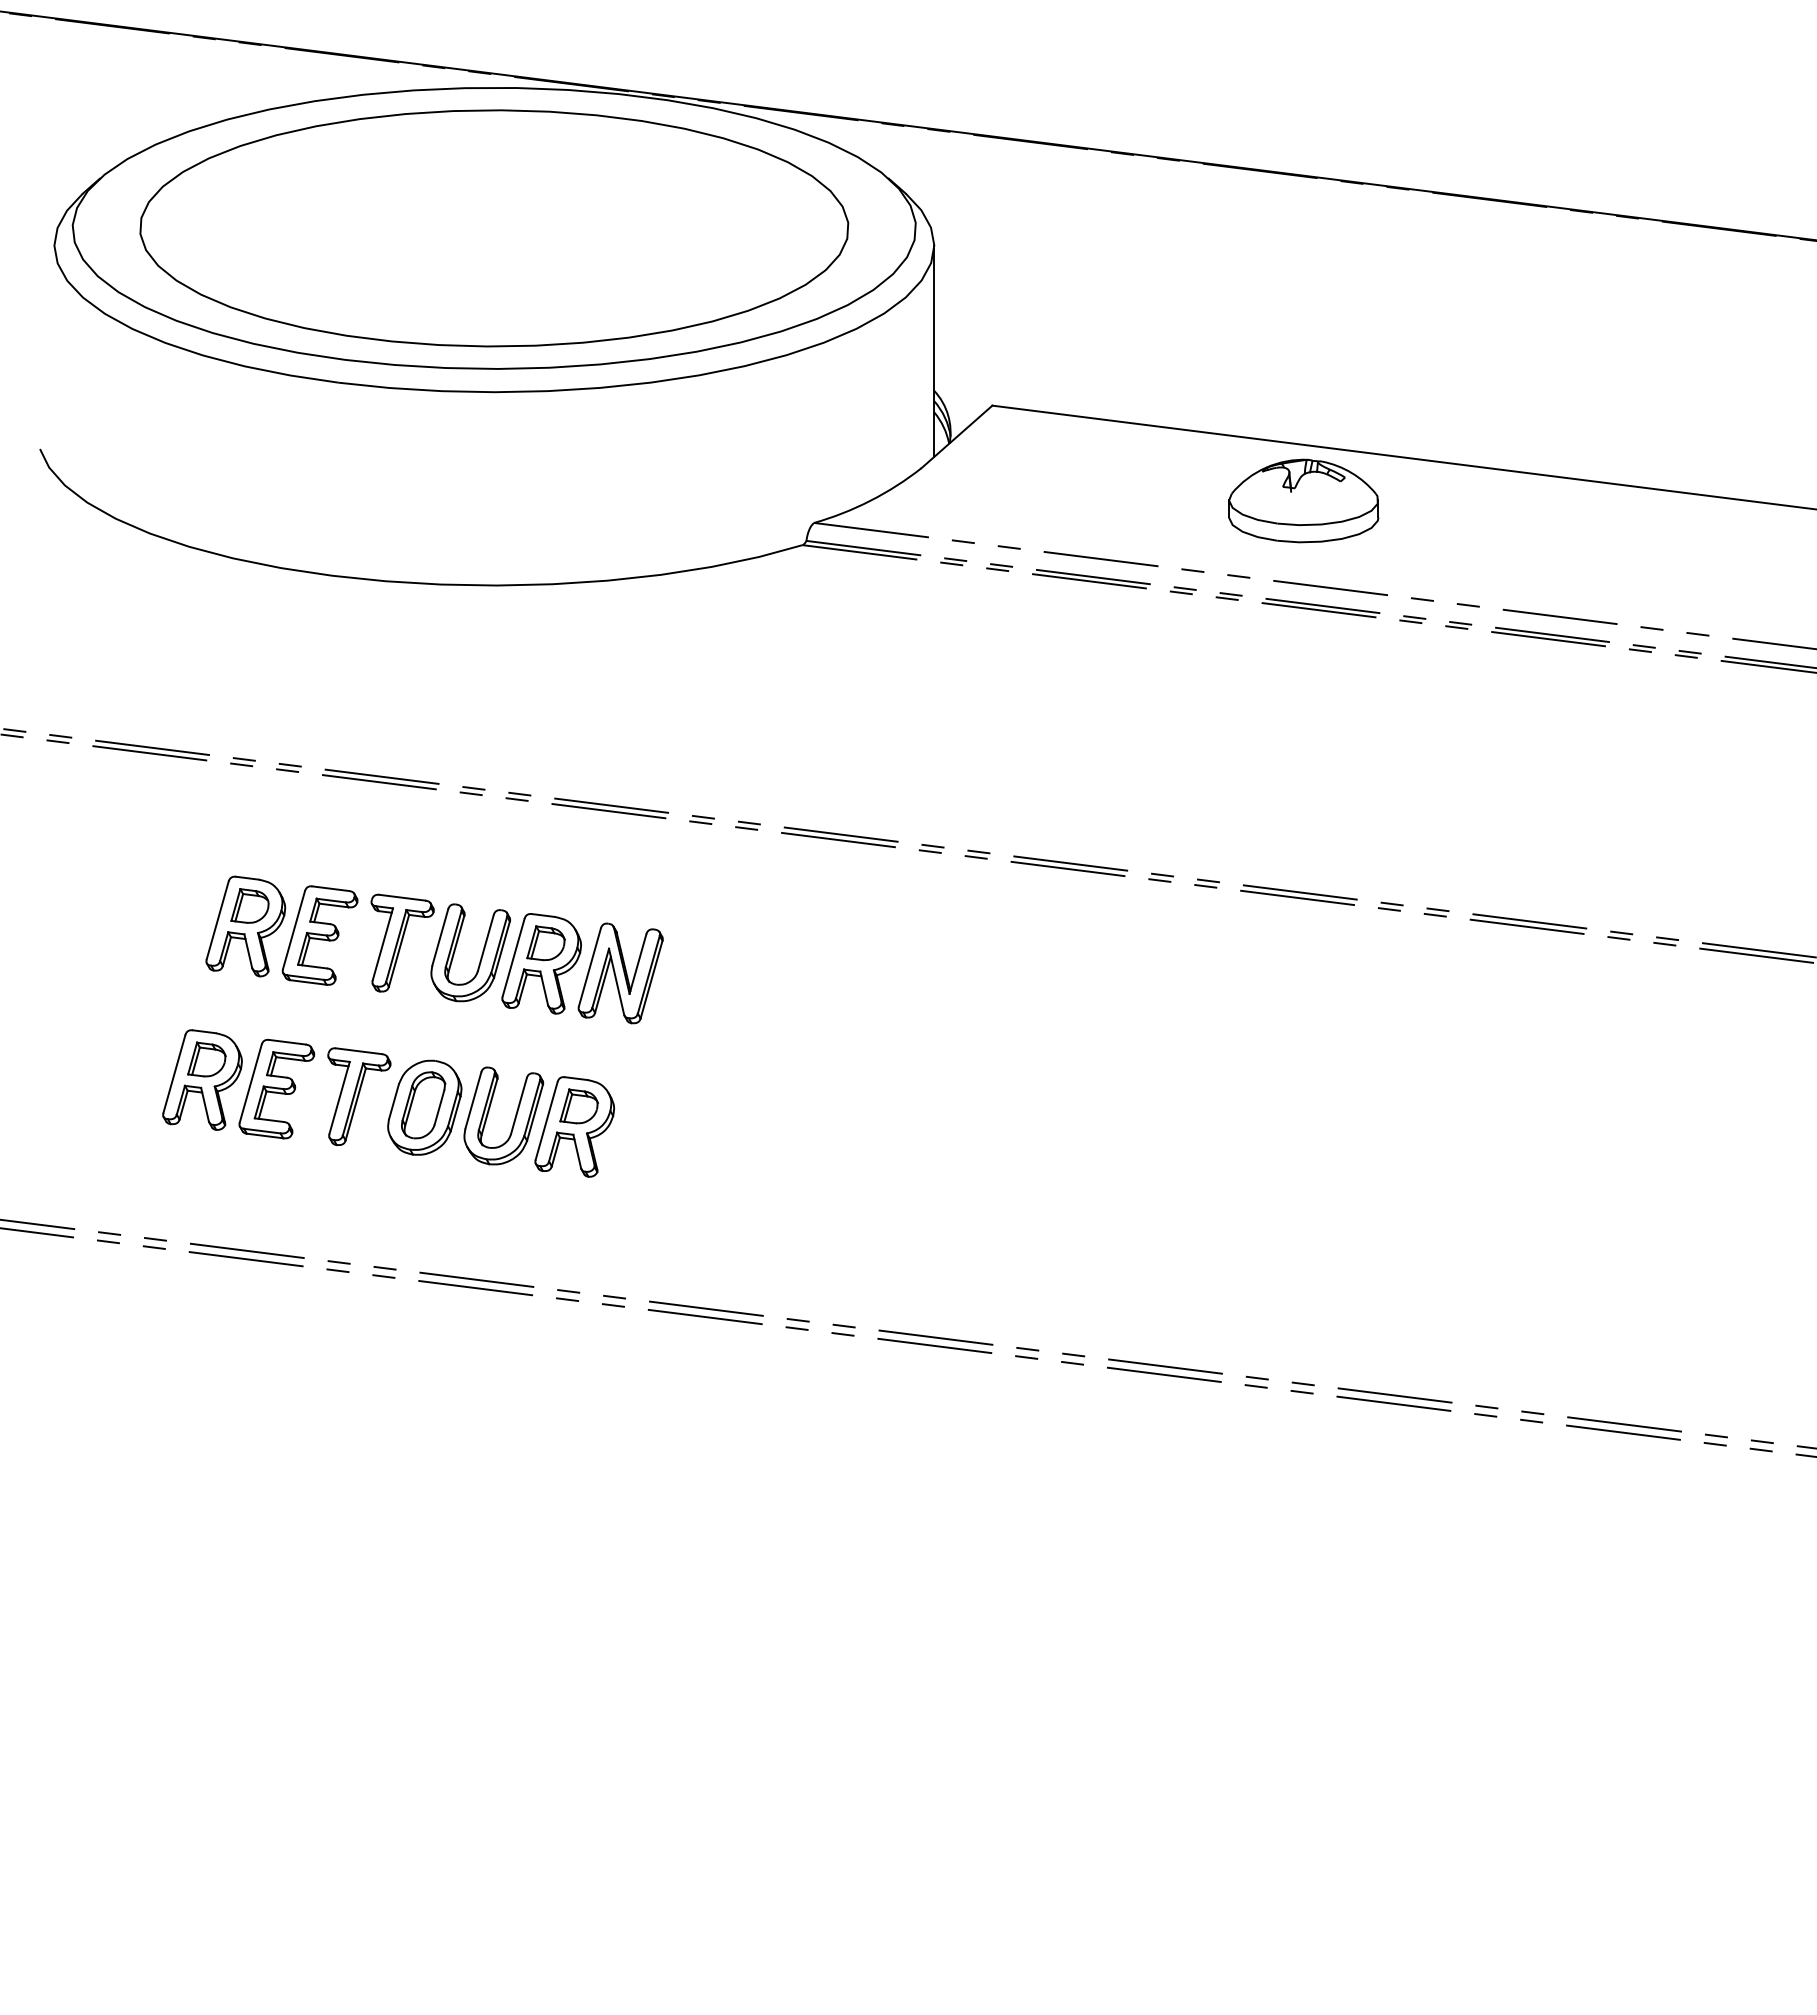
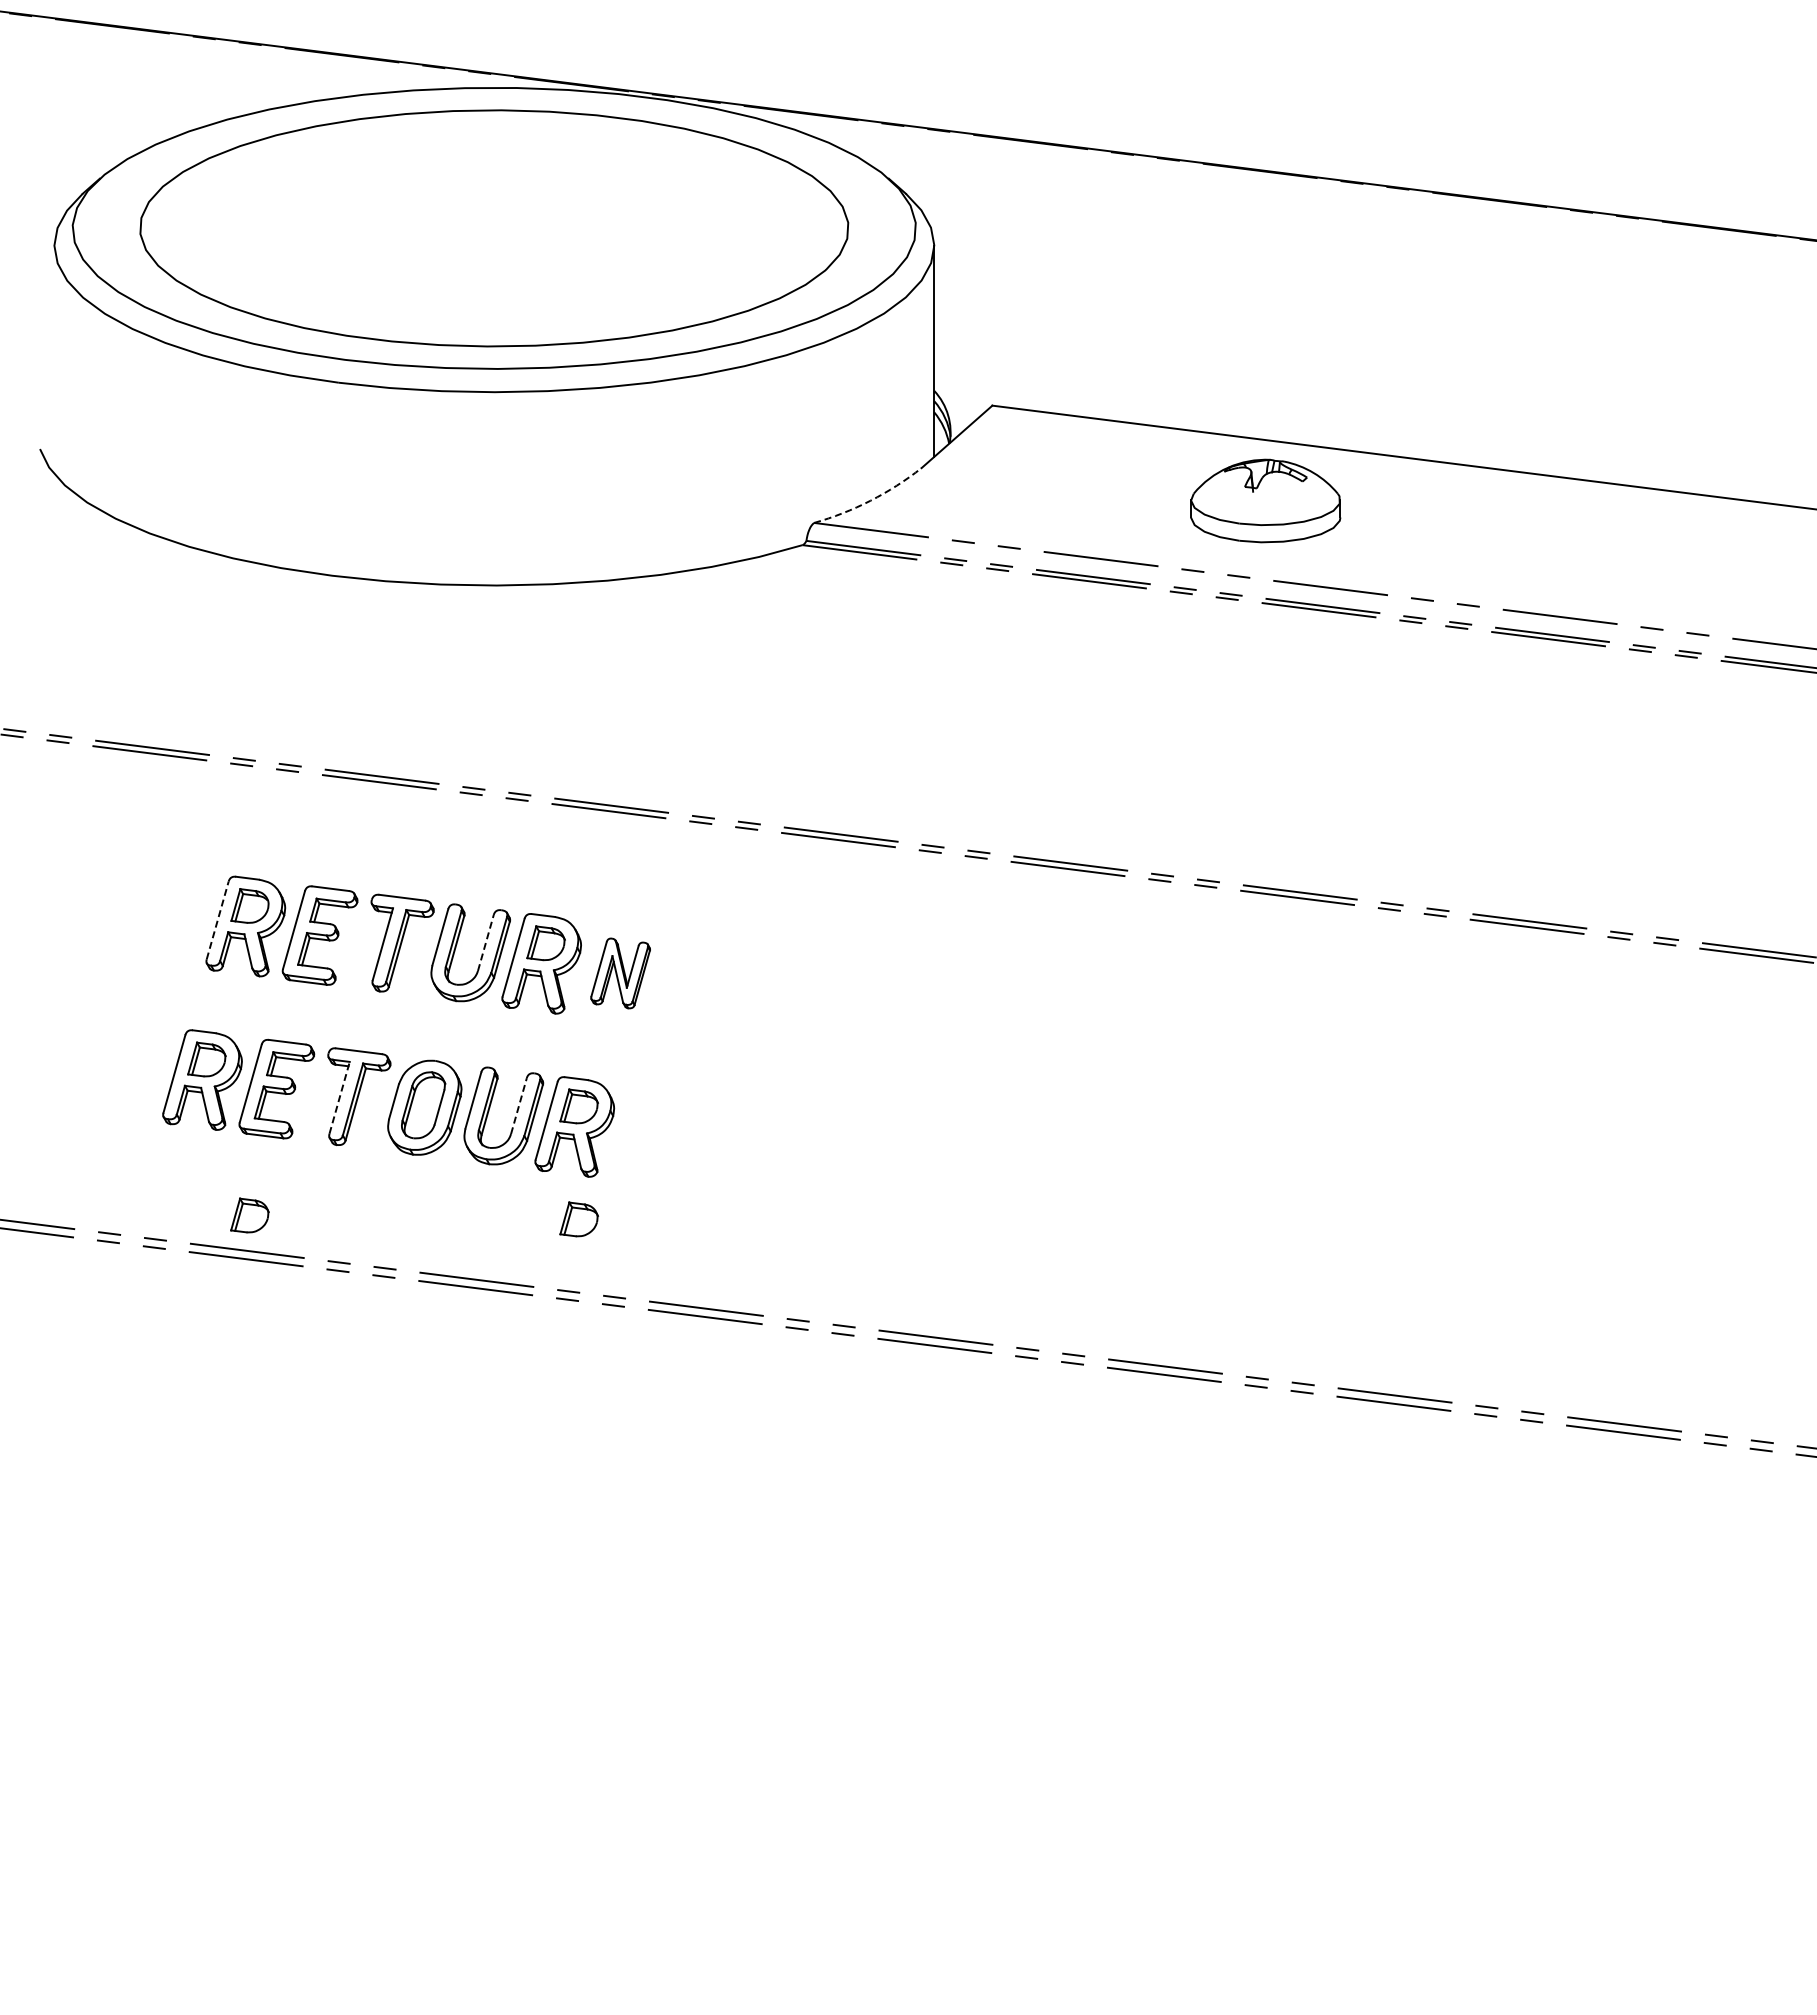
arc: solid -> dashed (870, 500)
part position: (1303, 500) -> (1265, 500) (1265, 500)
line: solid -> dashed (217, 920)
line: solid -> dashed (486, 942)
part size: 87x103 px -> 61x73 px (620, 973)
line: solid -> dashed (339, 1097)
line: solid -> dashed (519, 1105)
part: none -> present (249, 1215)
part: none -> present (578, 1219)
